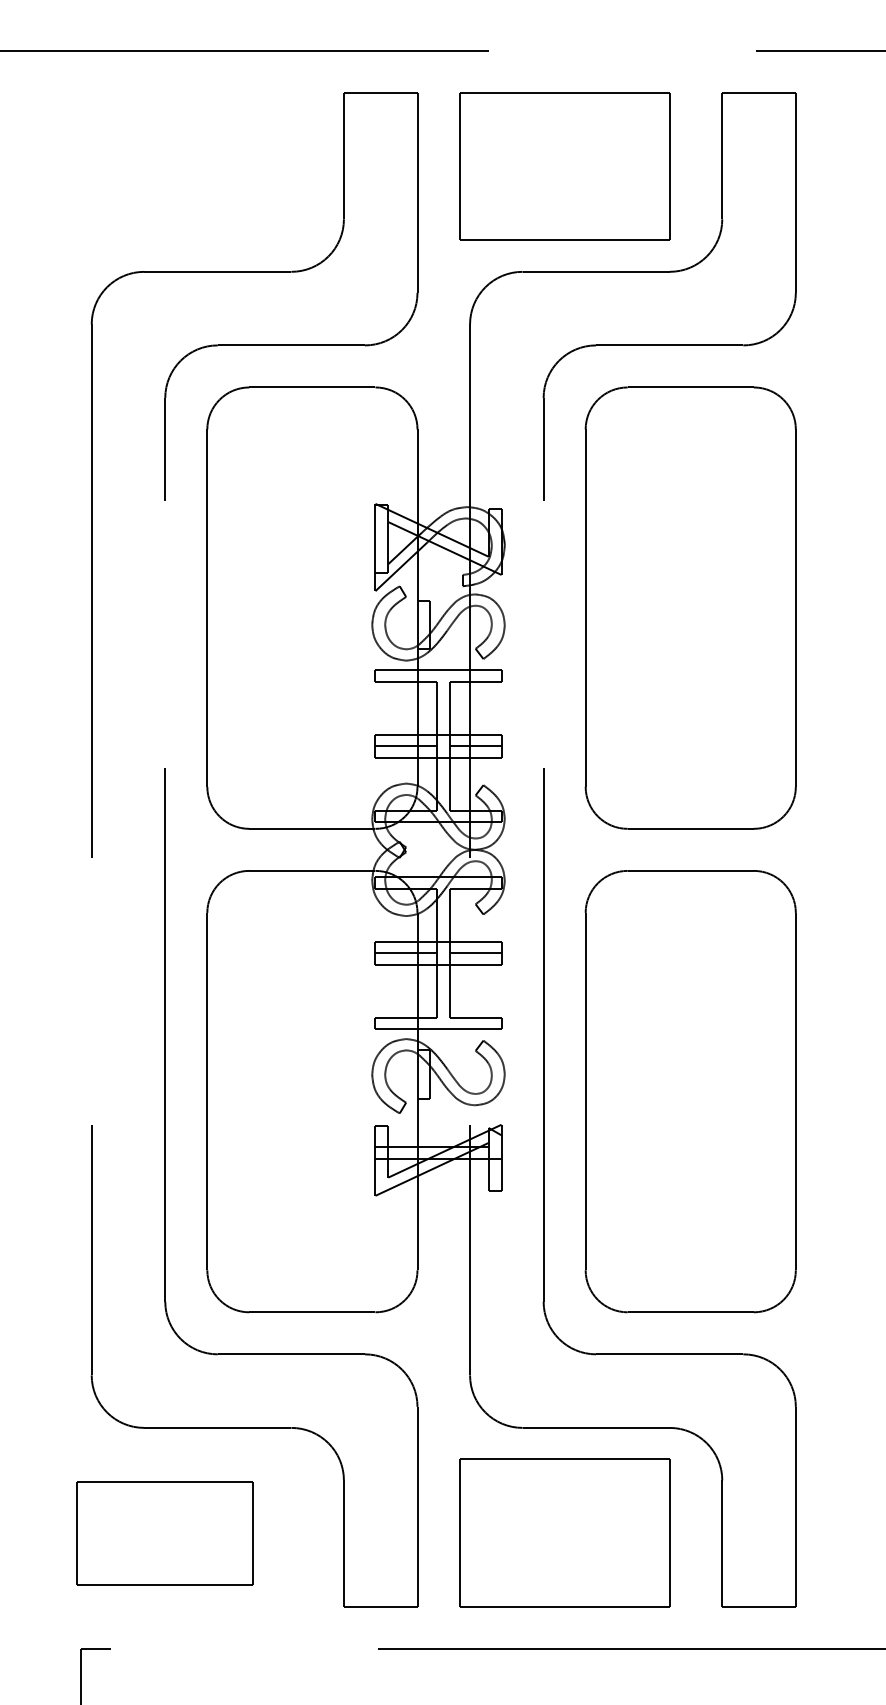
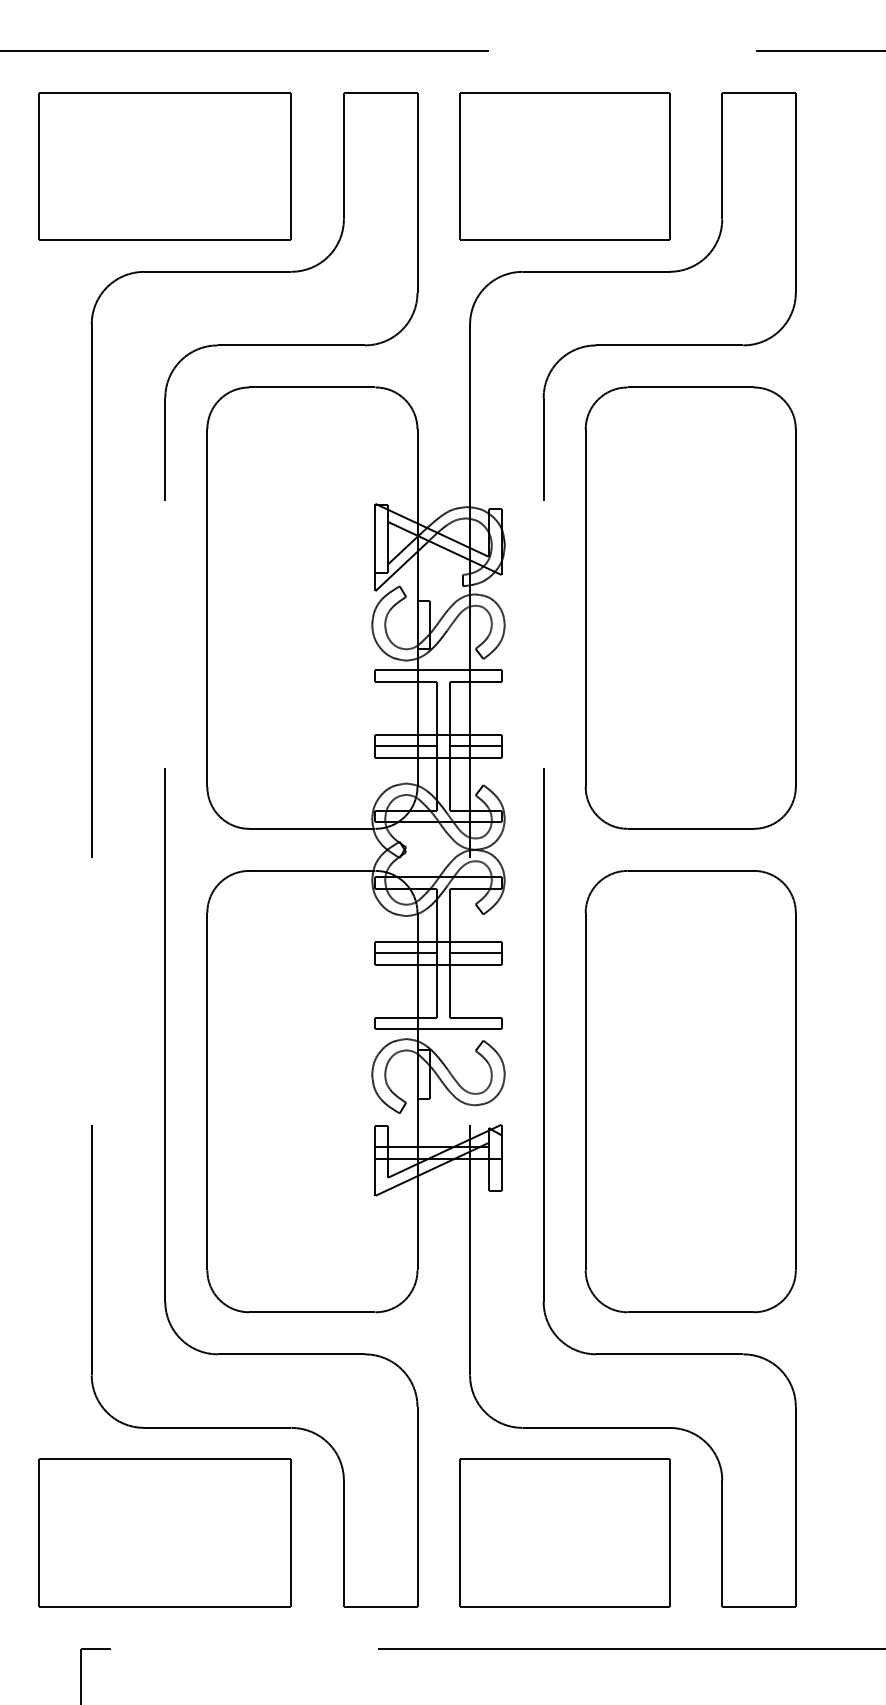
part: none -> present (164, 166)
part size: 178x105 px -> 254x150 px (164, 1532)
